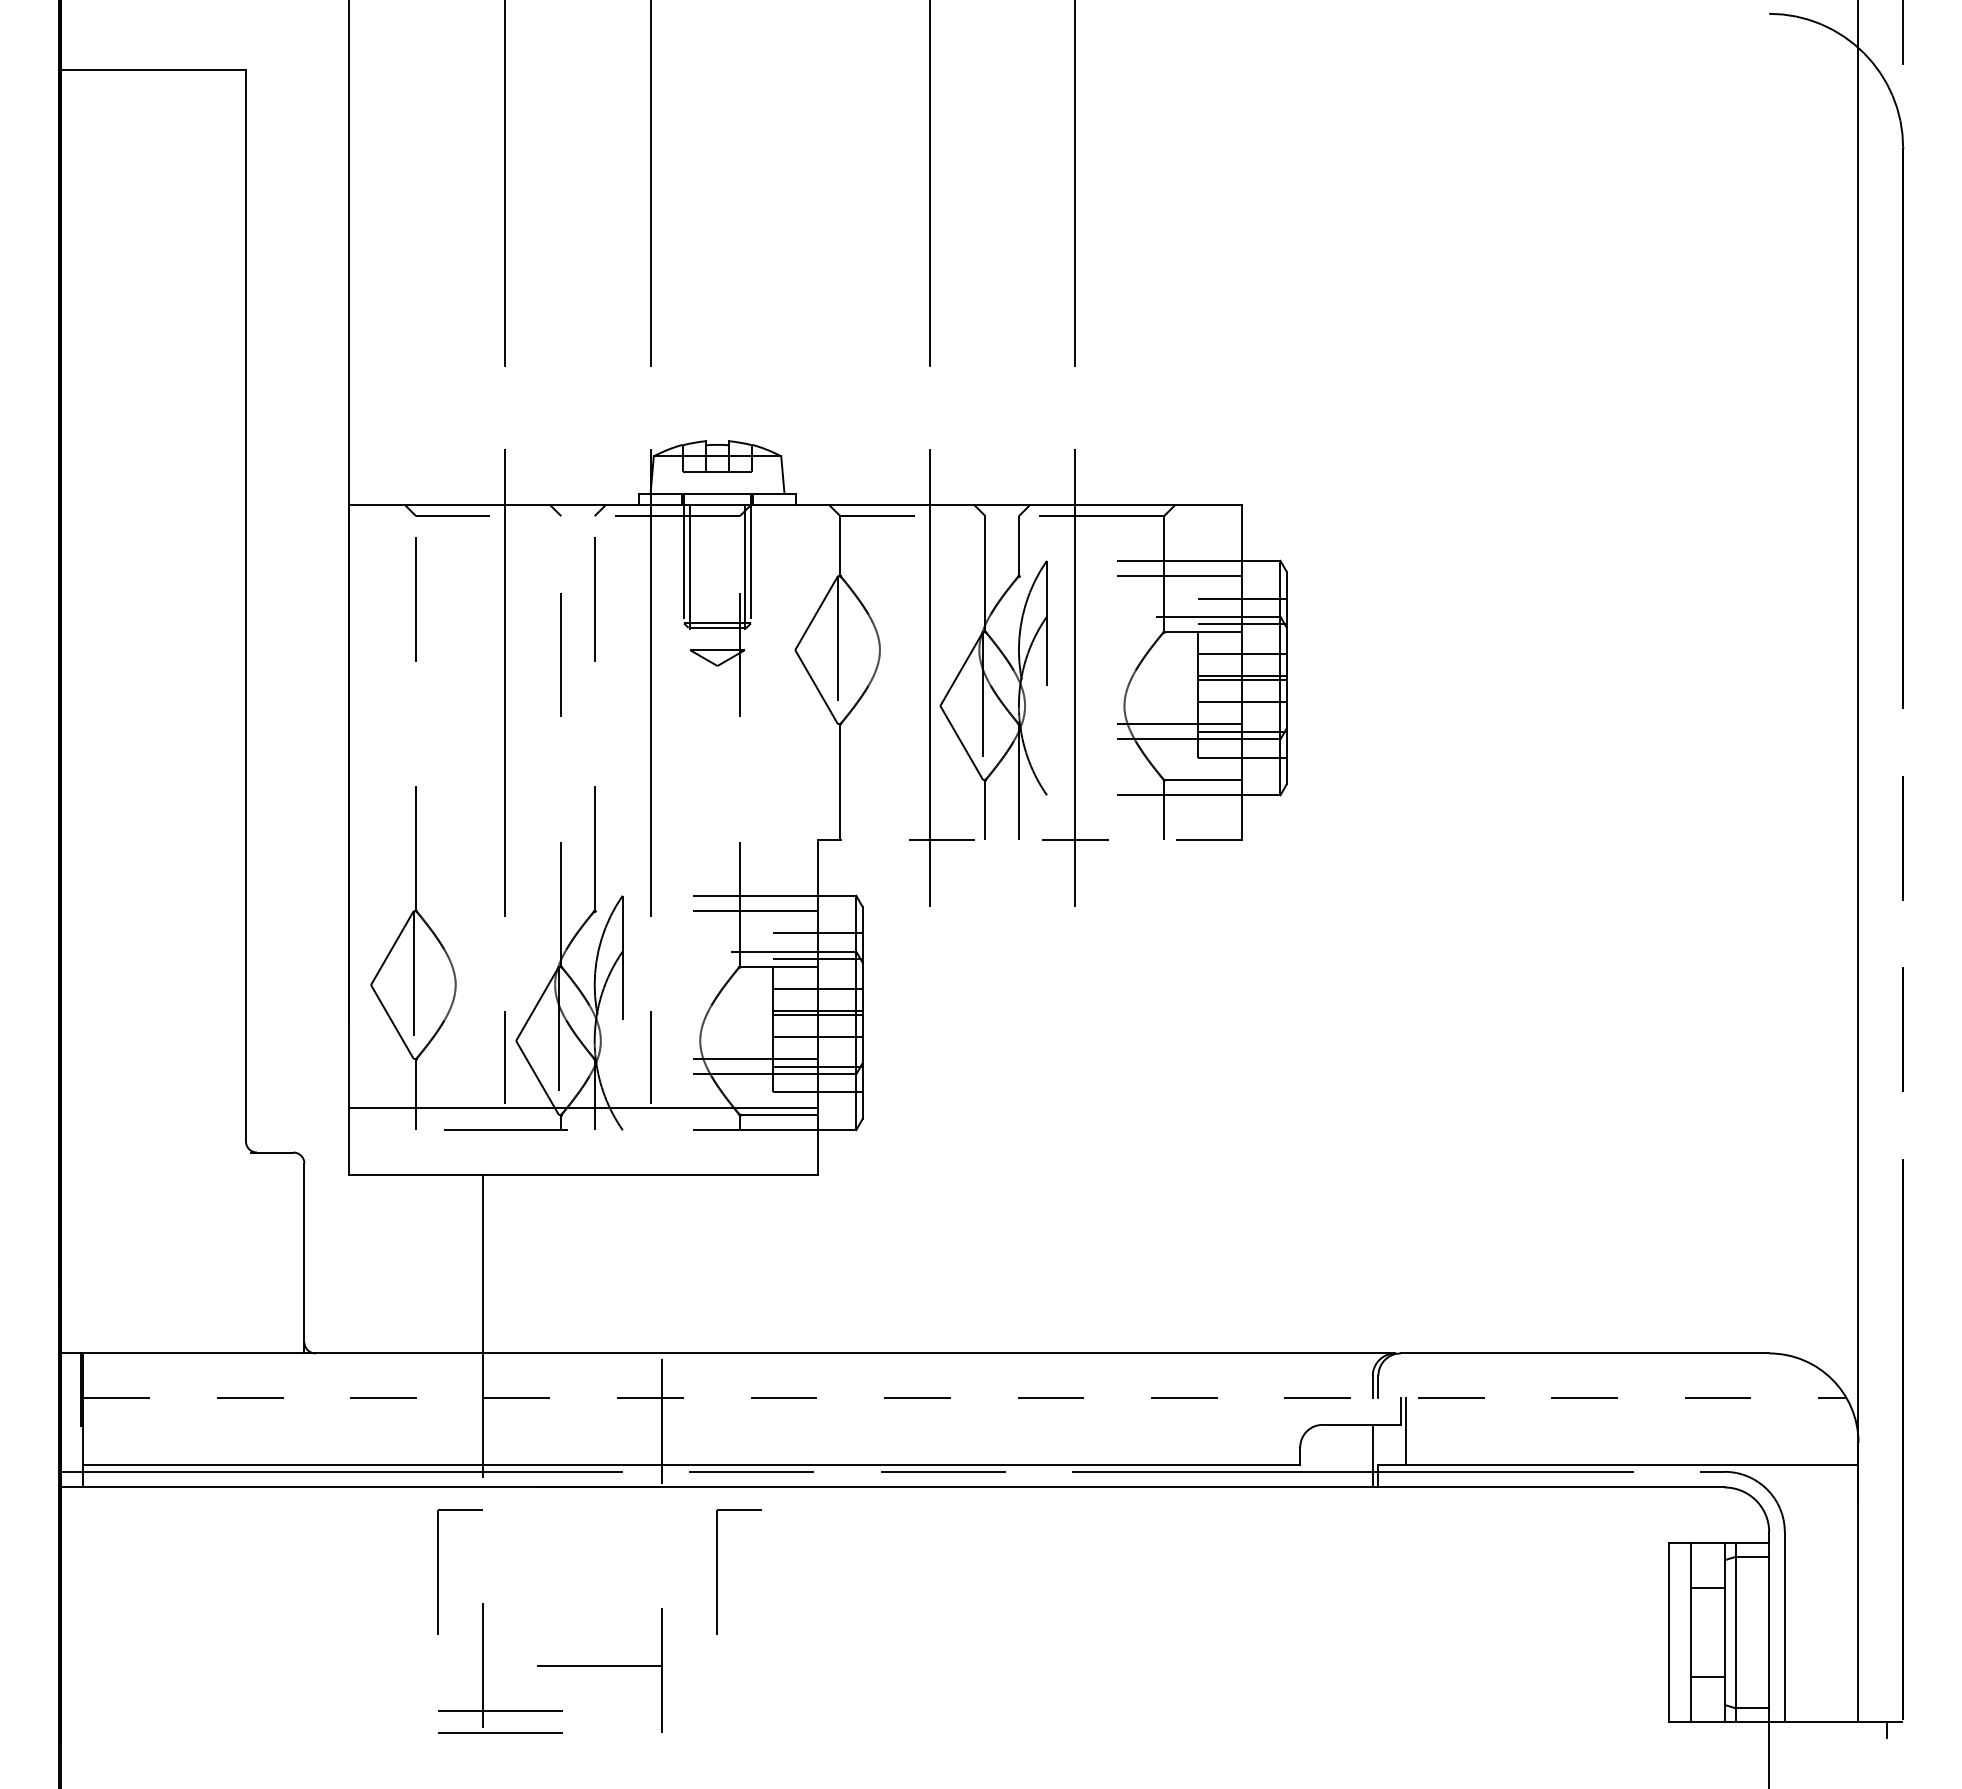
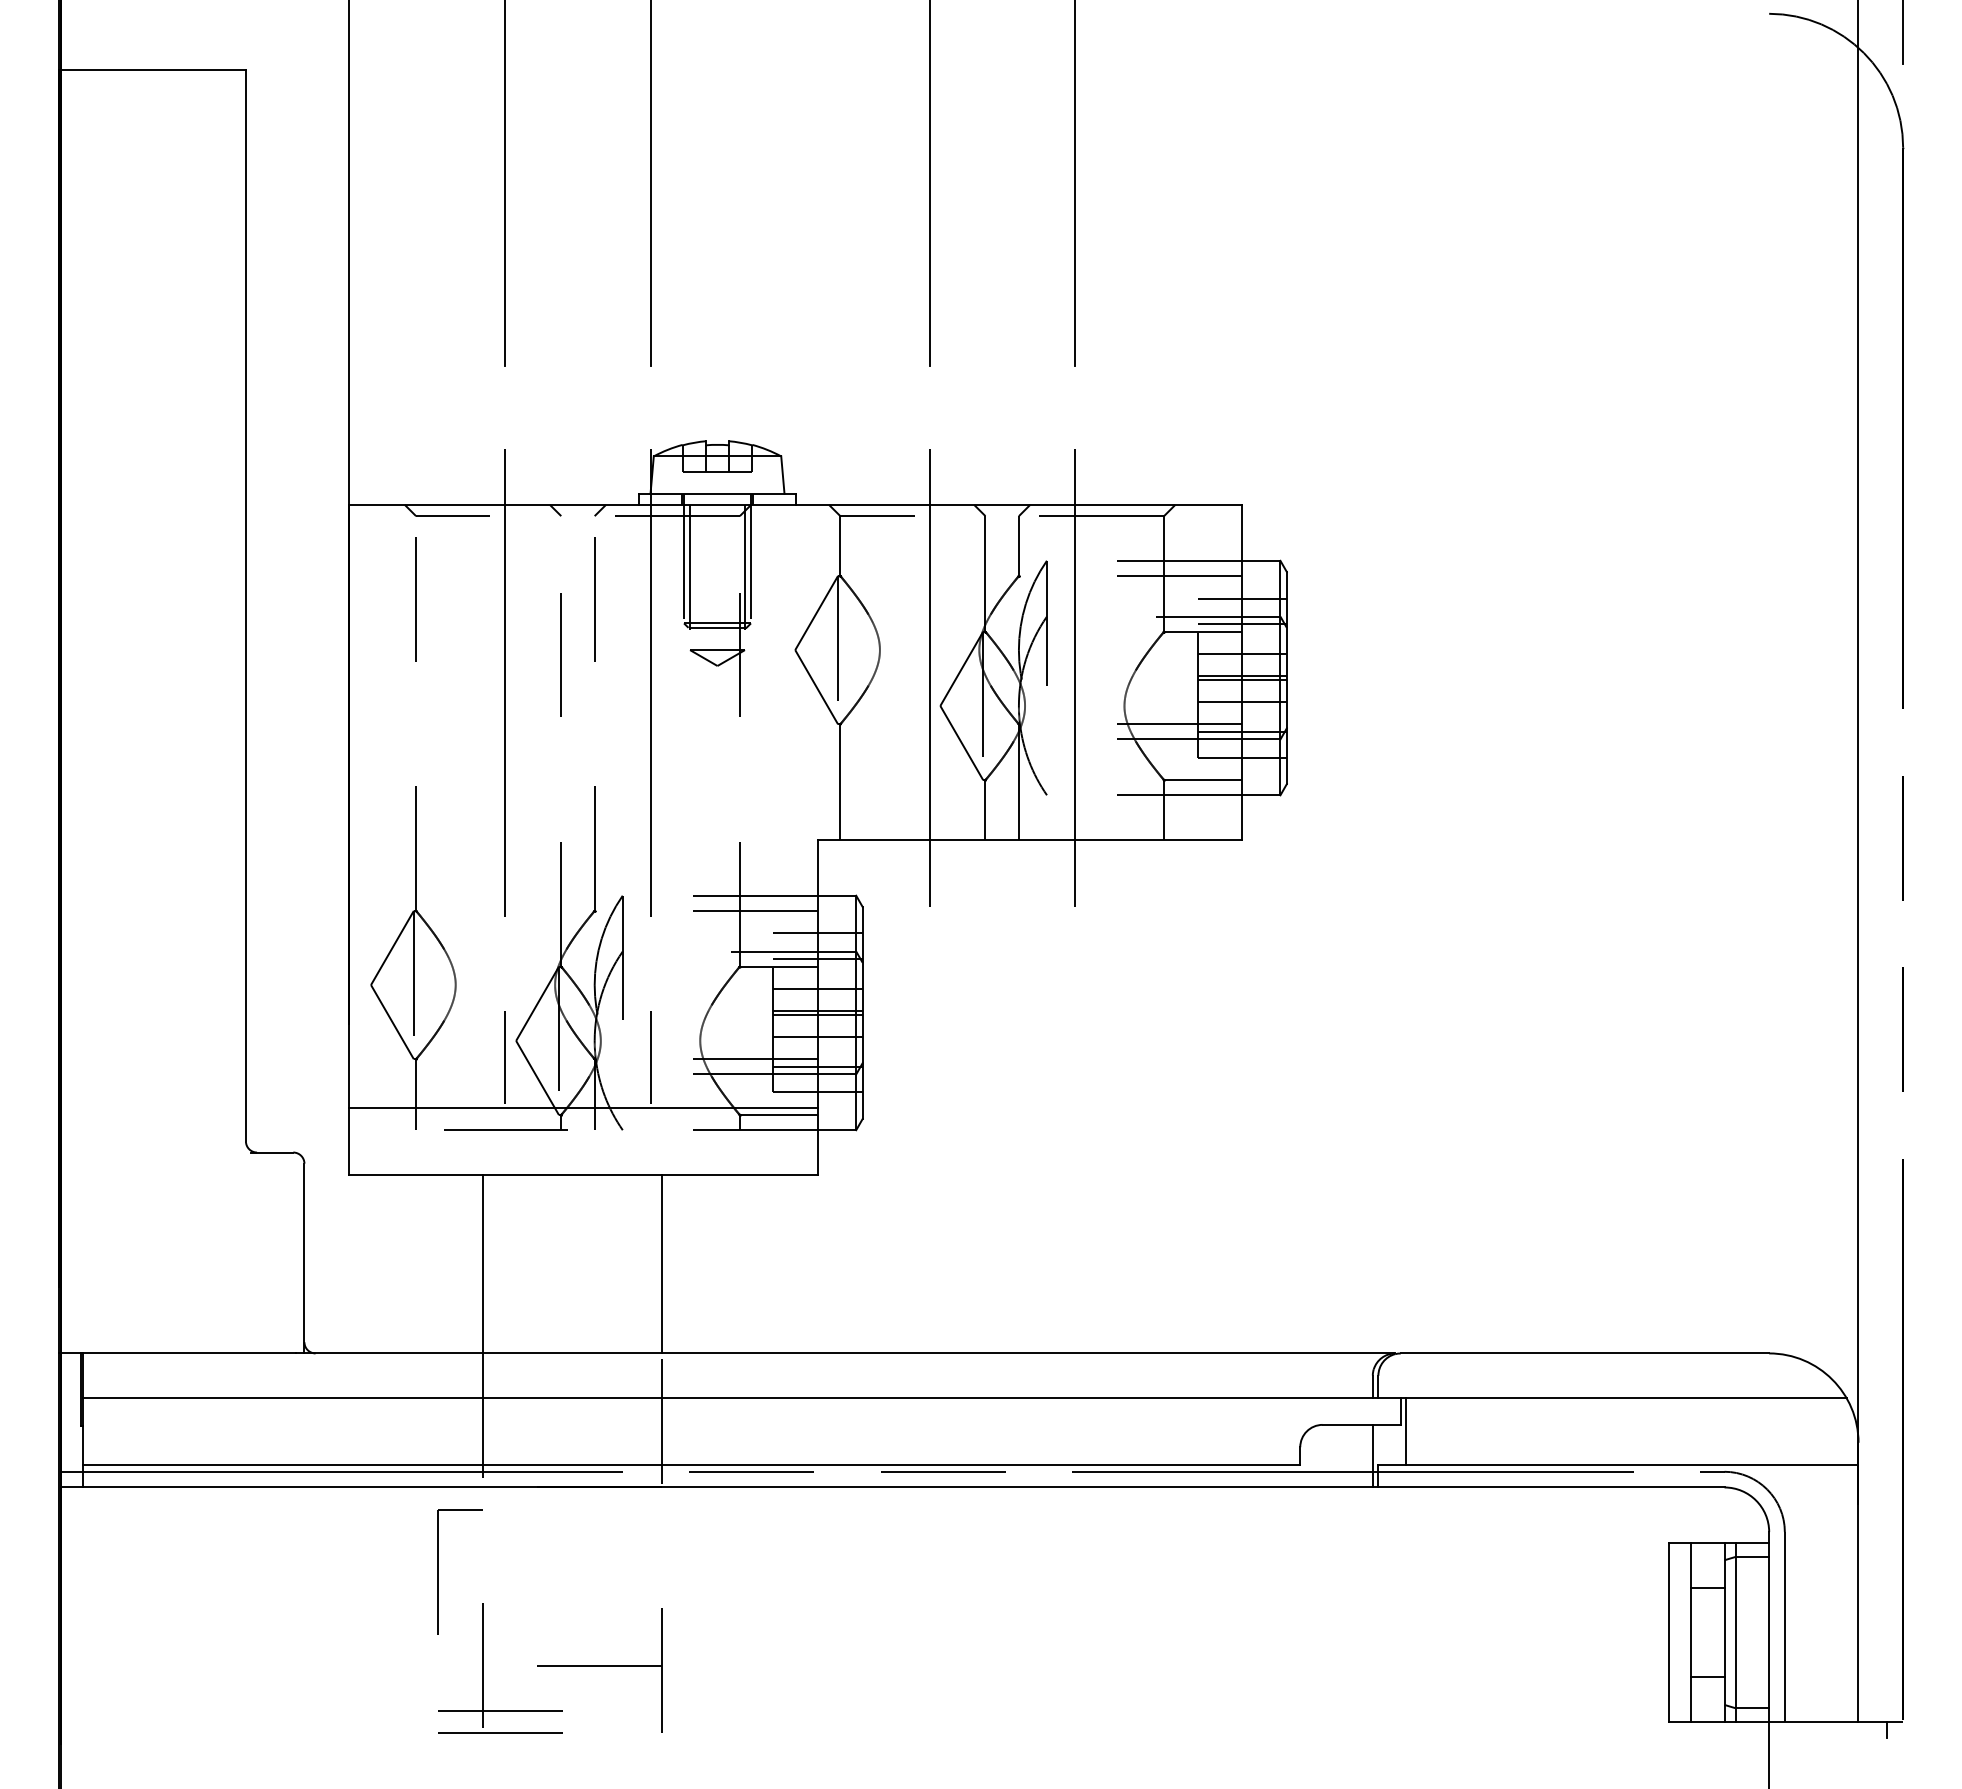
line: dashed -> solid (1029, 839)
line: none -> present (661, 1263)
line: dashed -> solid (964, 1398)
part: present -> none (717, 1571)
